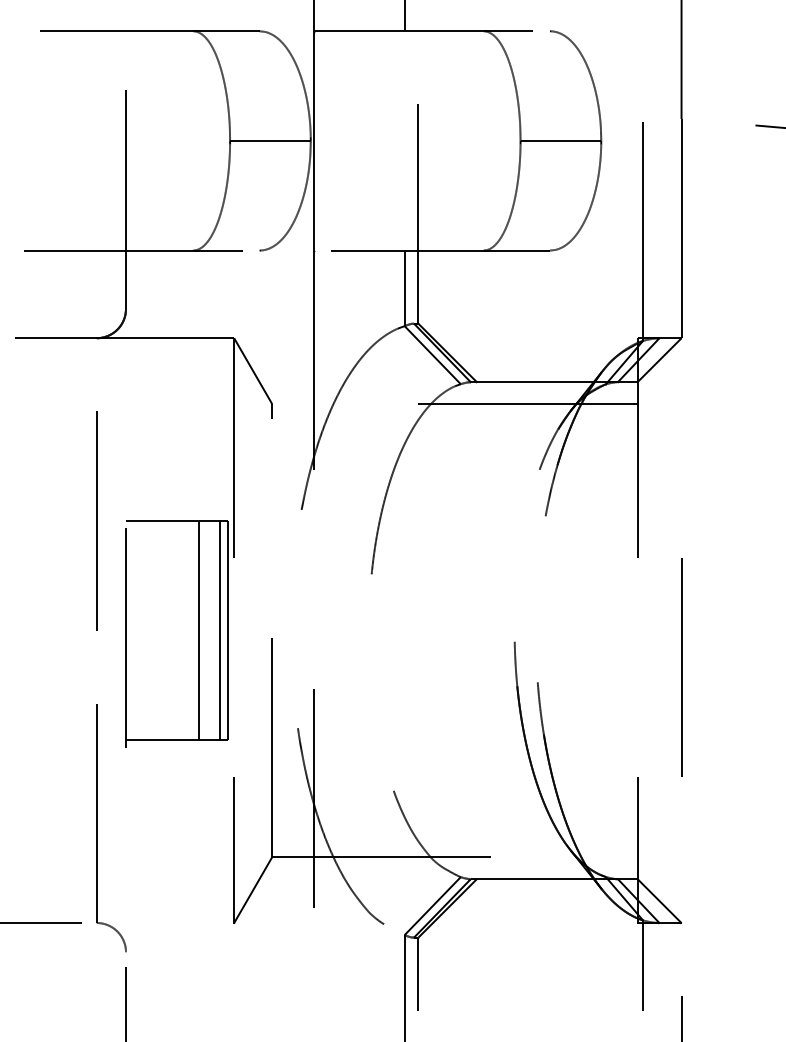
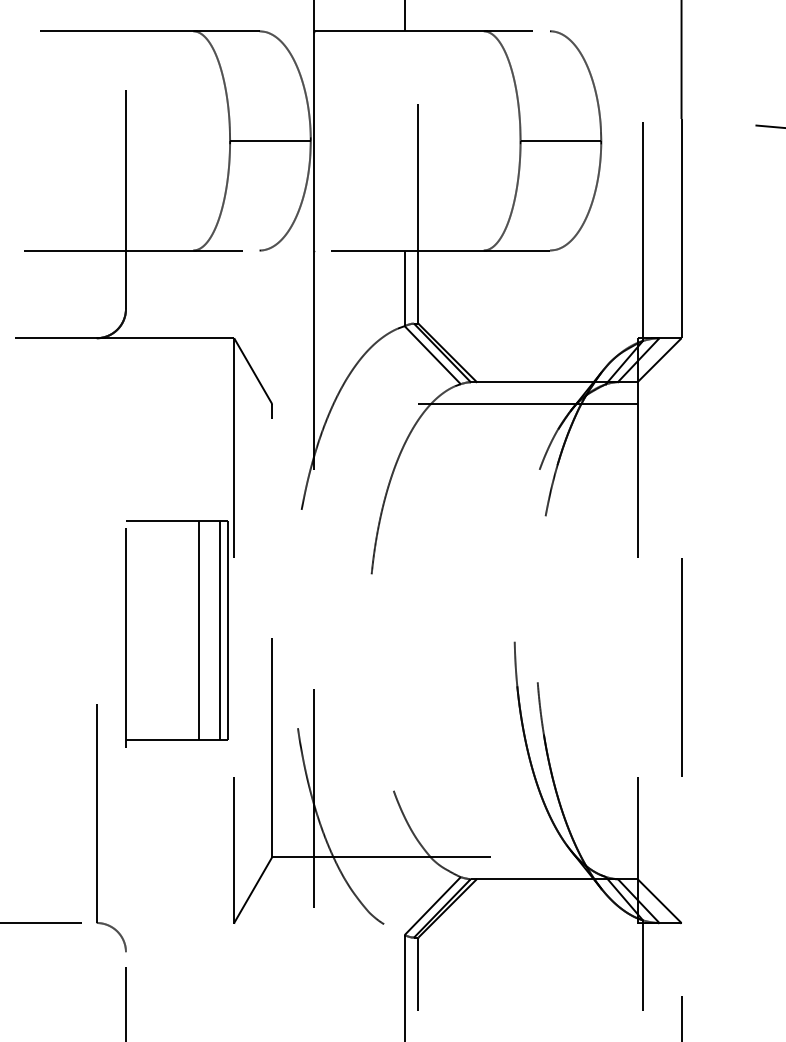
line: present -> none (96, 520)
